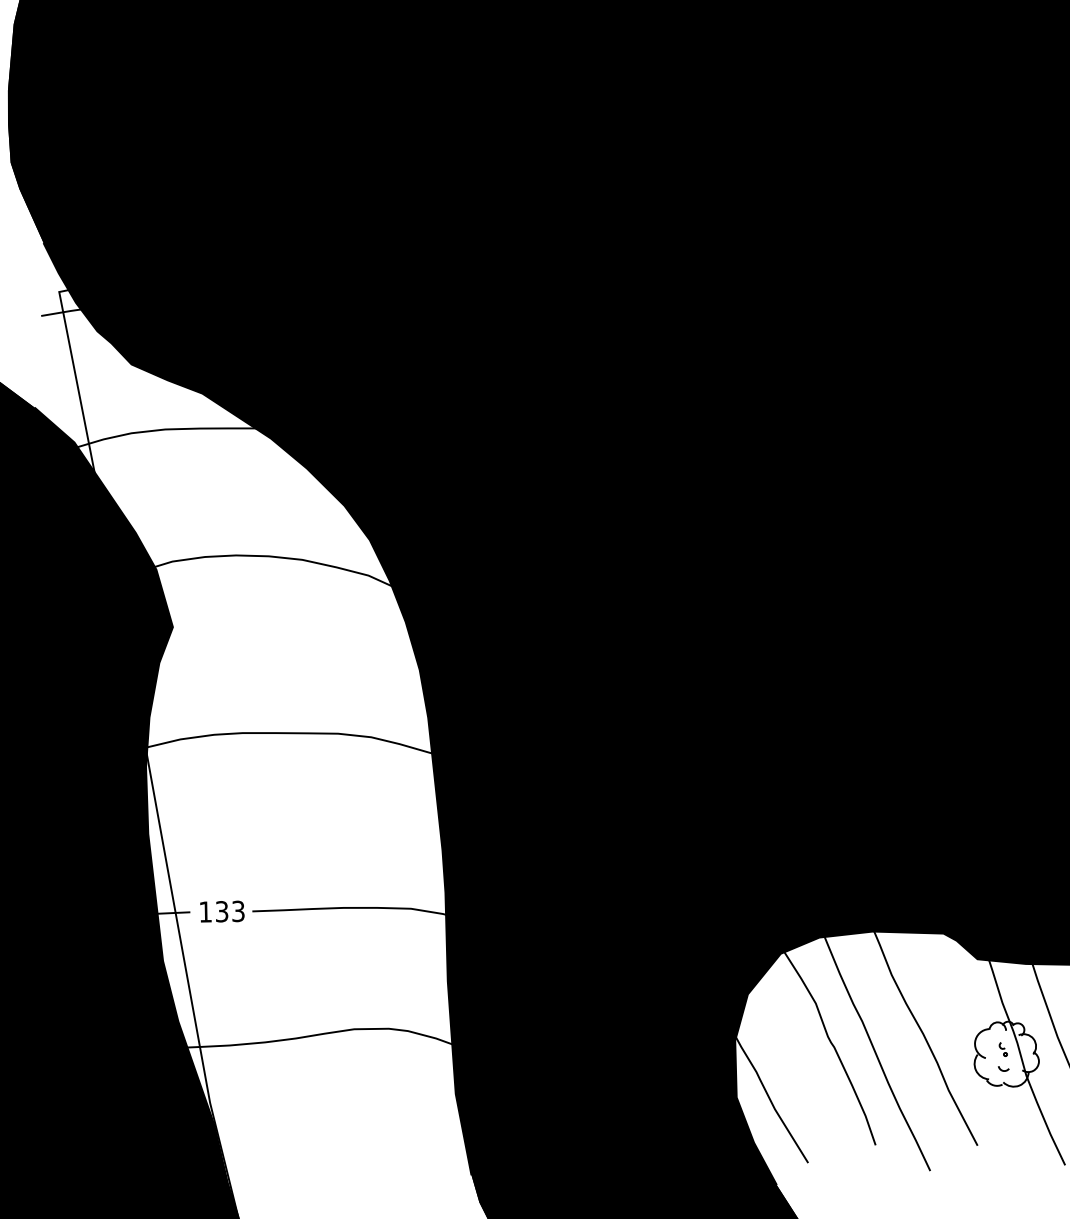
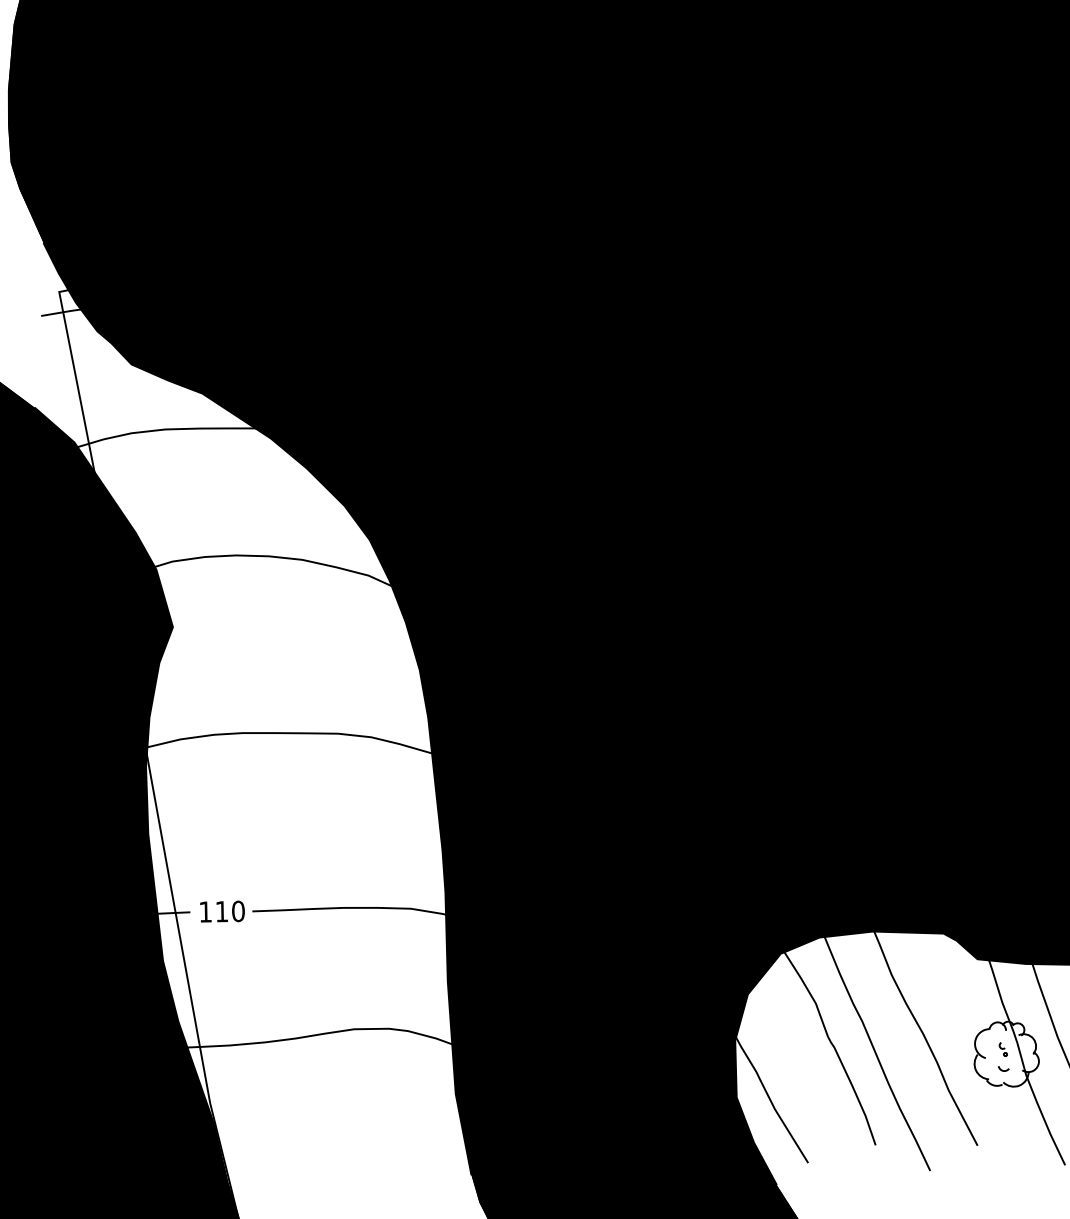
text: 133 -> 110 (230, 911)
